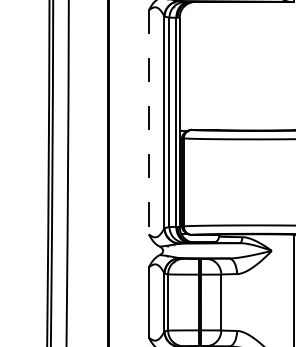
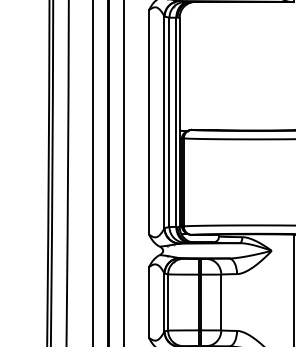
line: dashed -> solid (148, 122)
line: none -> present (92, 172)
line: none -> present (124, 172)
